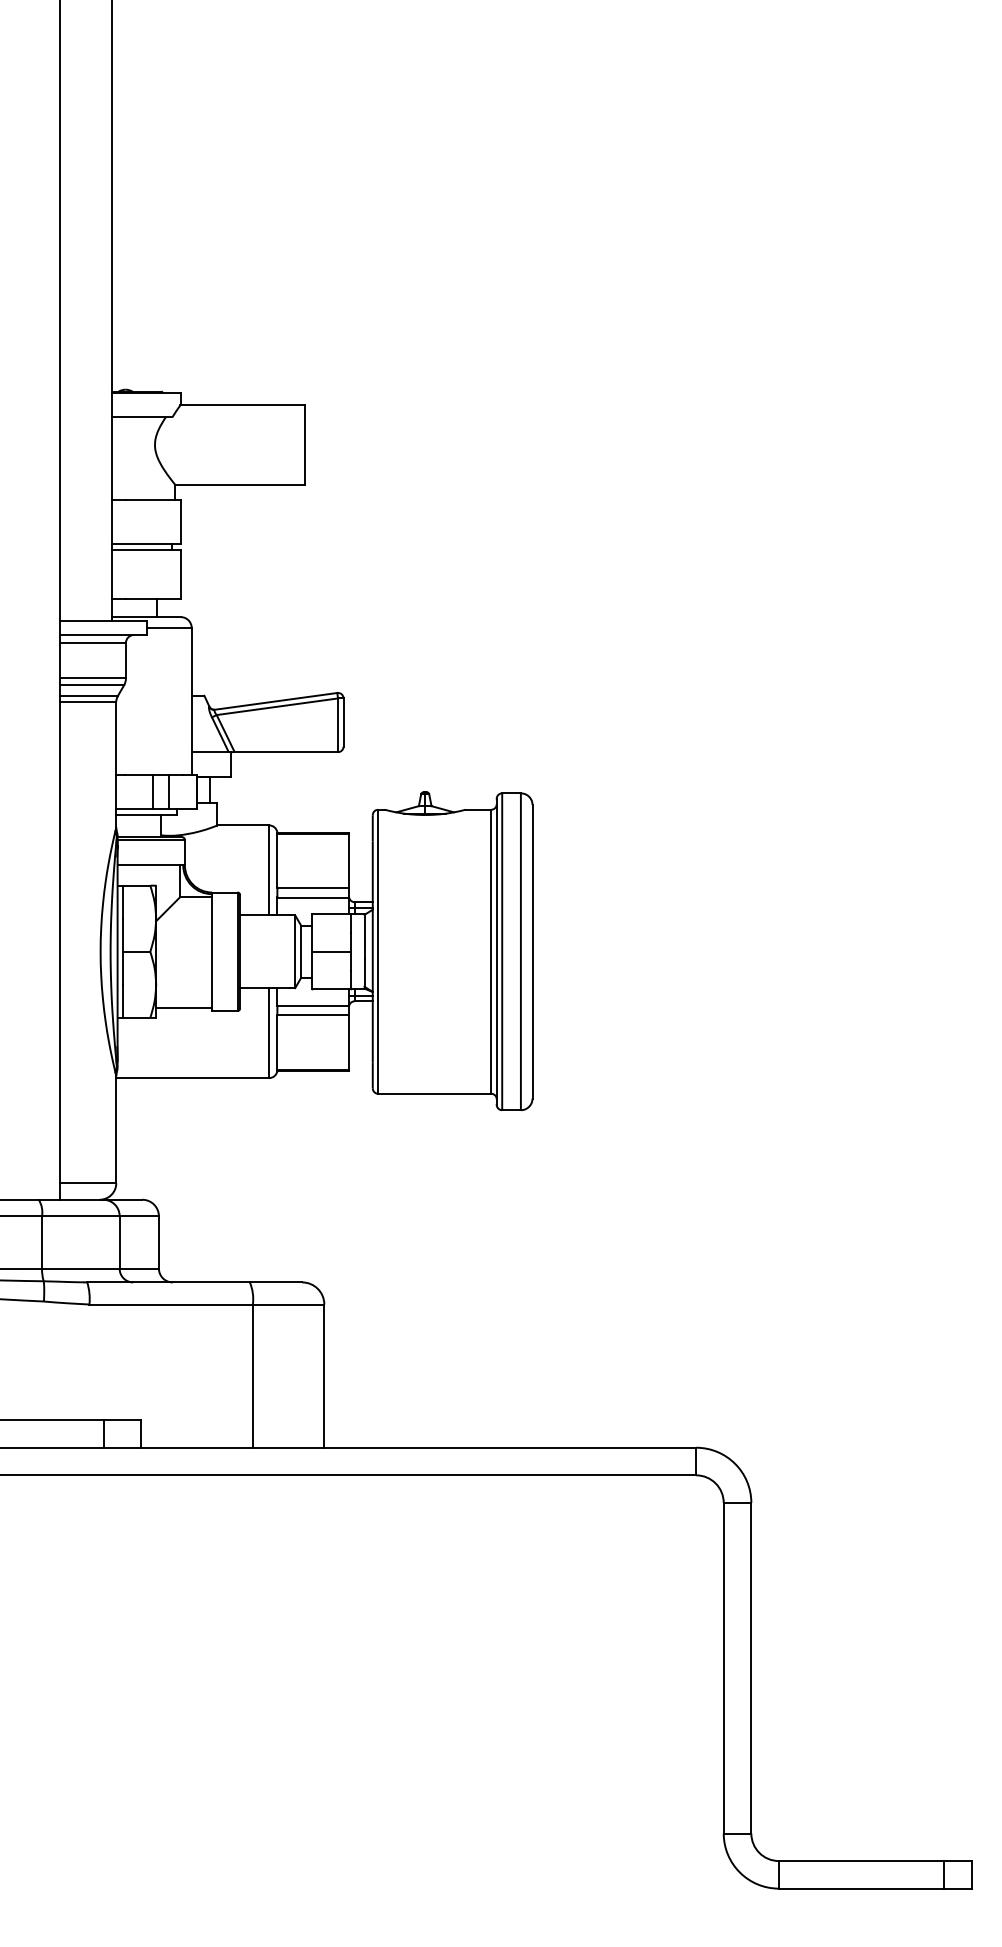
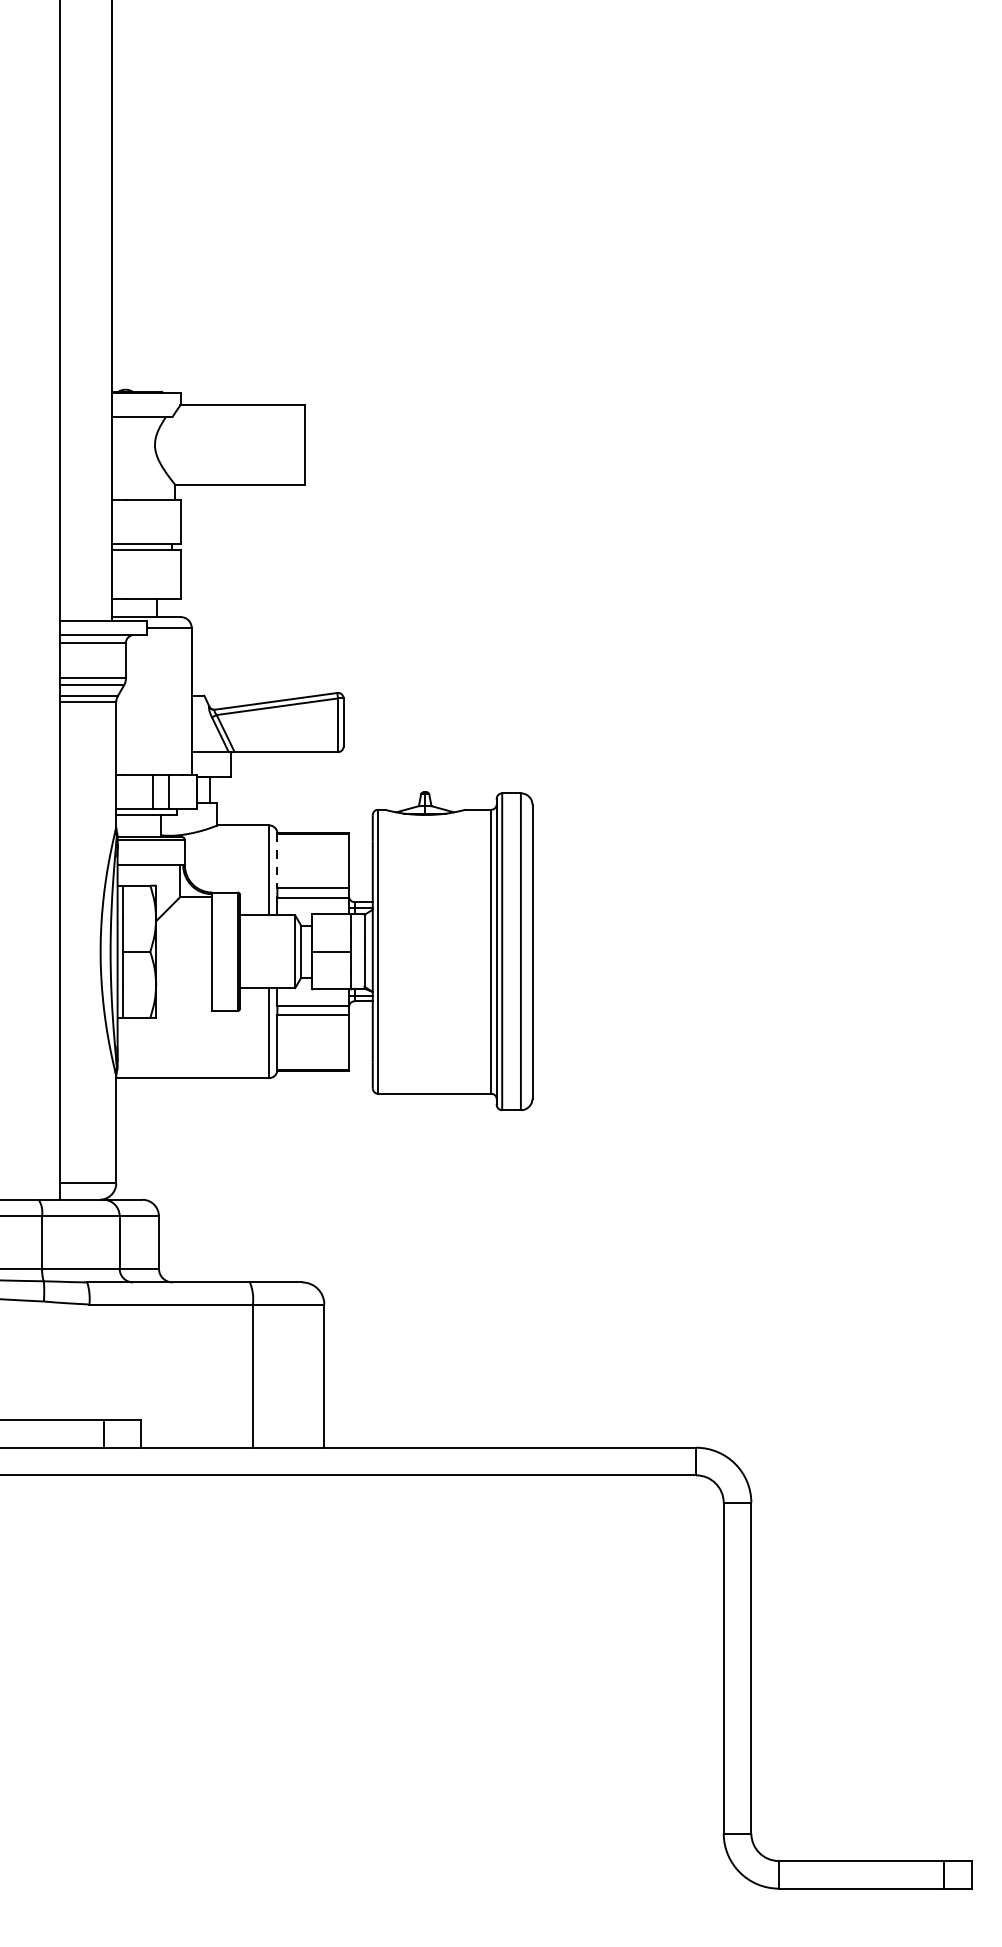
line: solid -> dashed (277, 861)
line: present -> none (184, 1008)
